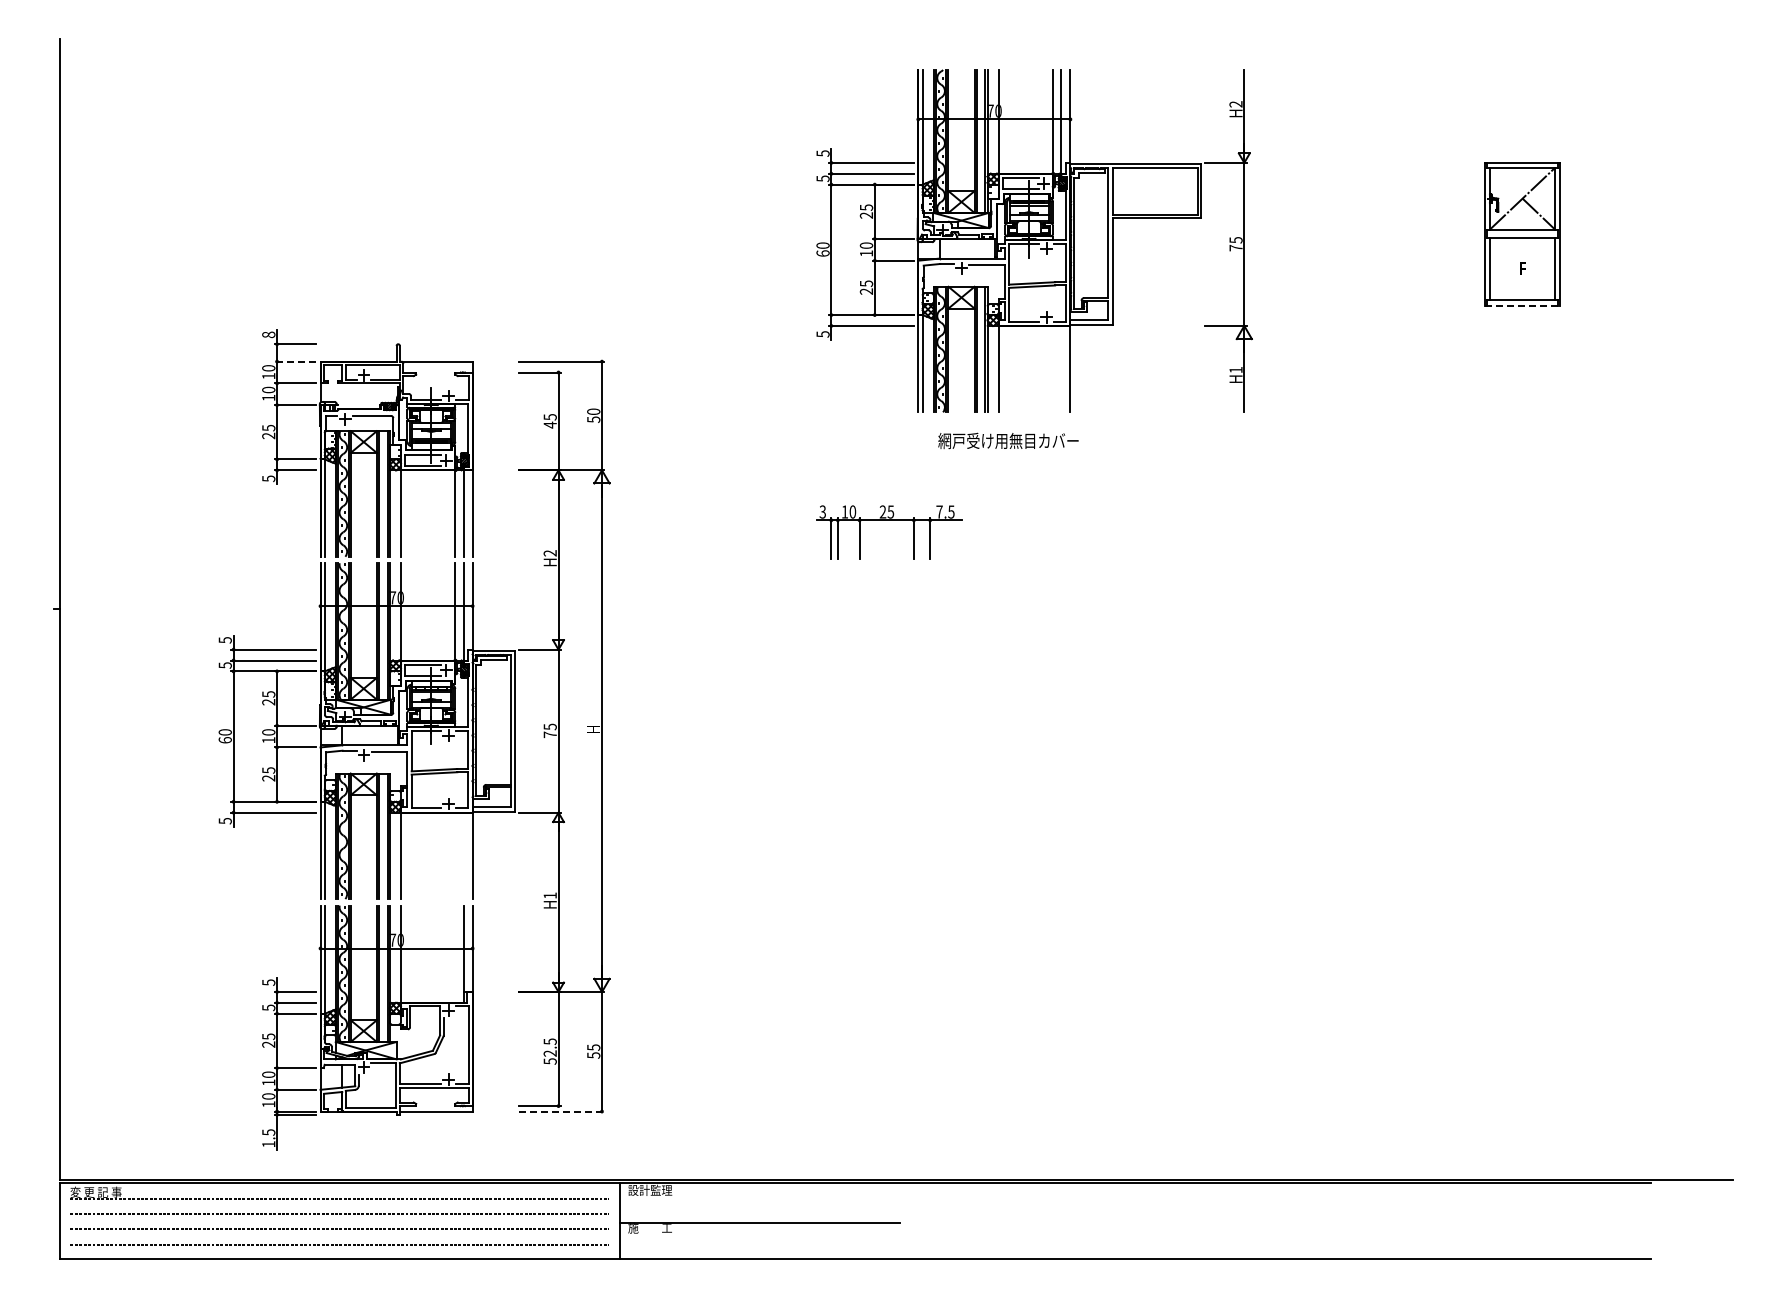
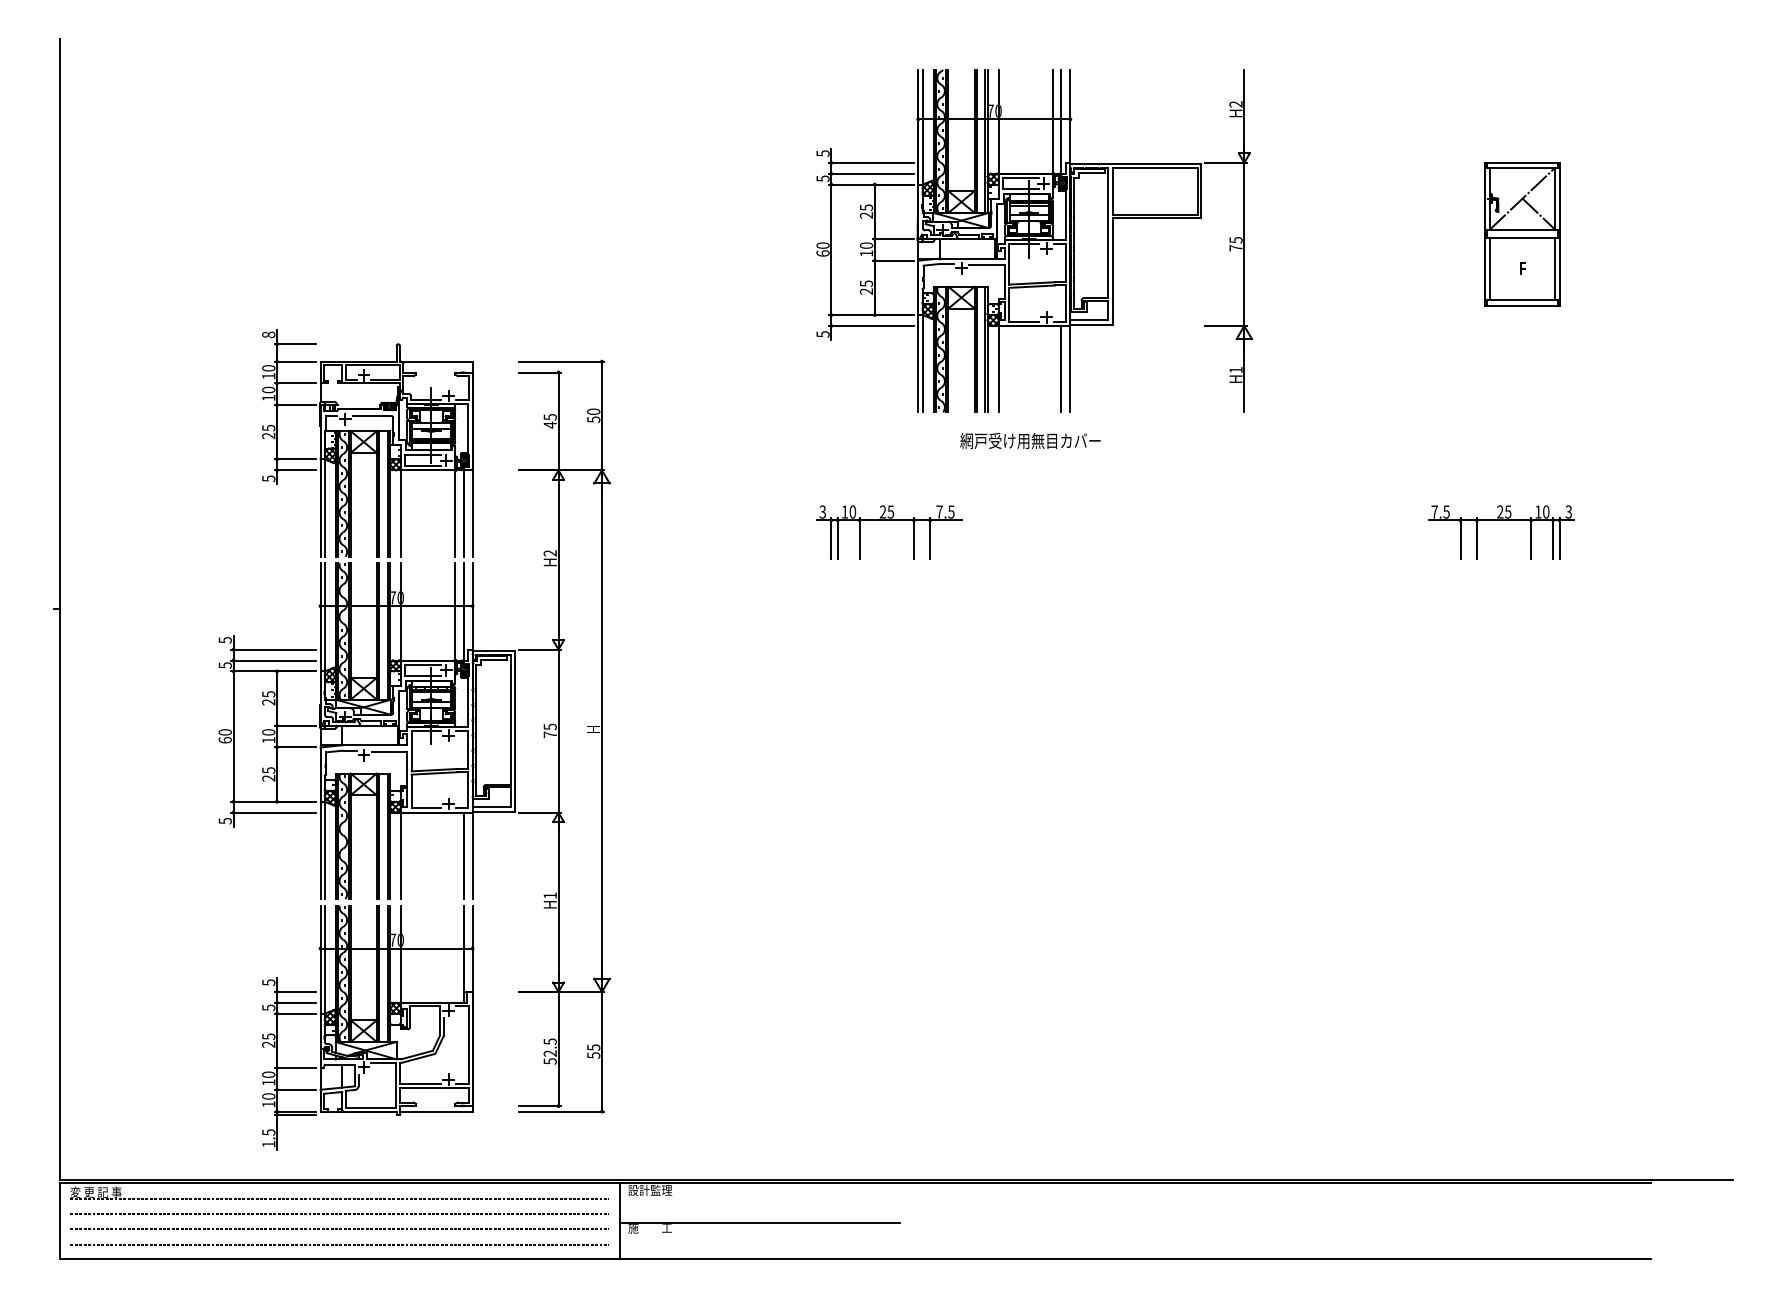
line: dashed -> solid (1522, 305)
line: dashed -> solid (295, 361)
line: none -> present (1061, 368)
text position: (1008, 440) -> (1030, 440) (1030, 440)
part: none -> present (1501, 520)
line: none -> present (463, 855)
line: dashed -> solid (562, 1111)
